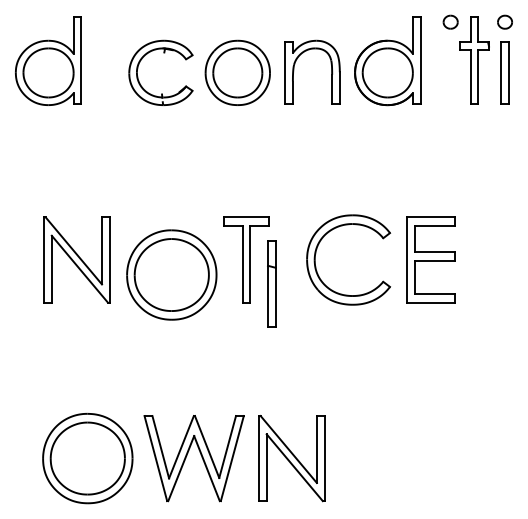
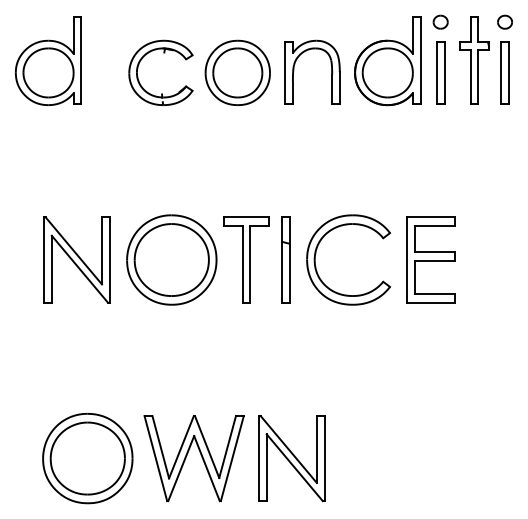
part position: (450, 21) -> (440, 21) (440, 21)
part: none -> present (440, 72)
part position: (171, 274) -> (171, 259) (171, 259)
part position: (271, 283) -> (285, 259) (285, 259)
